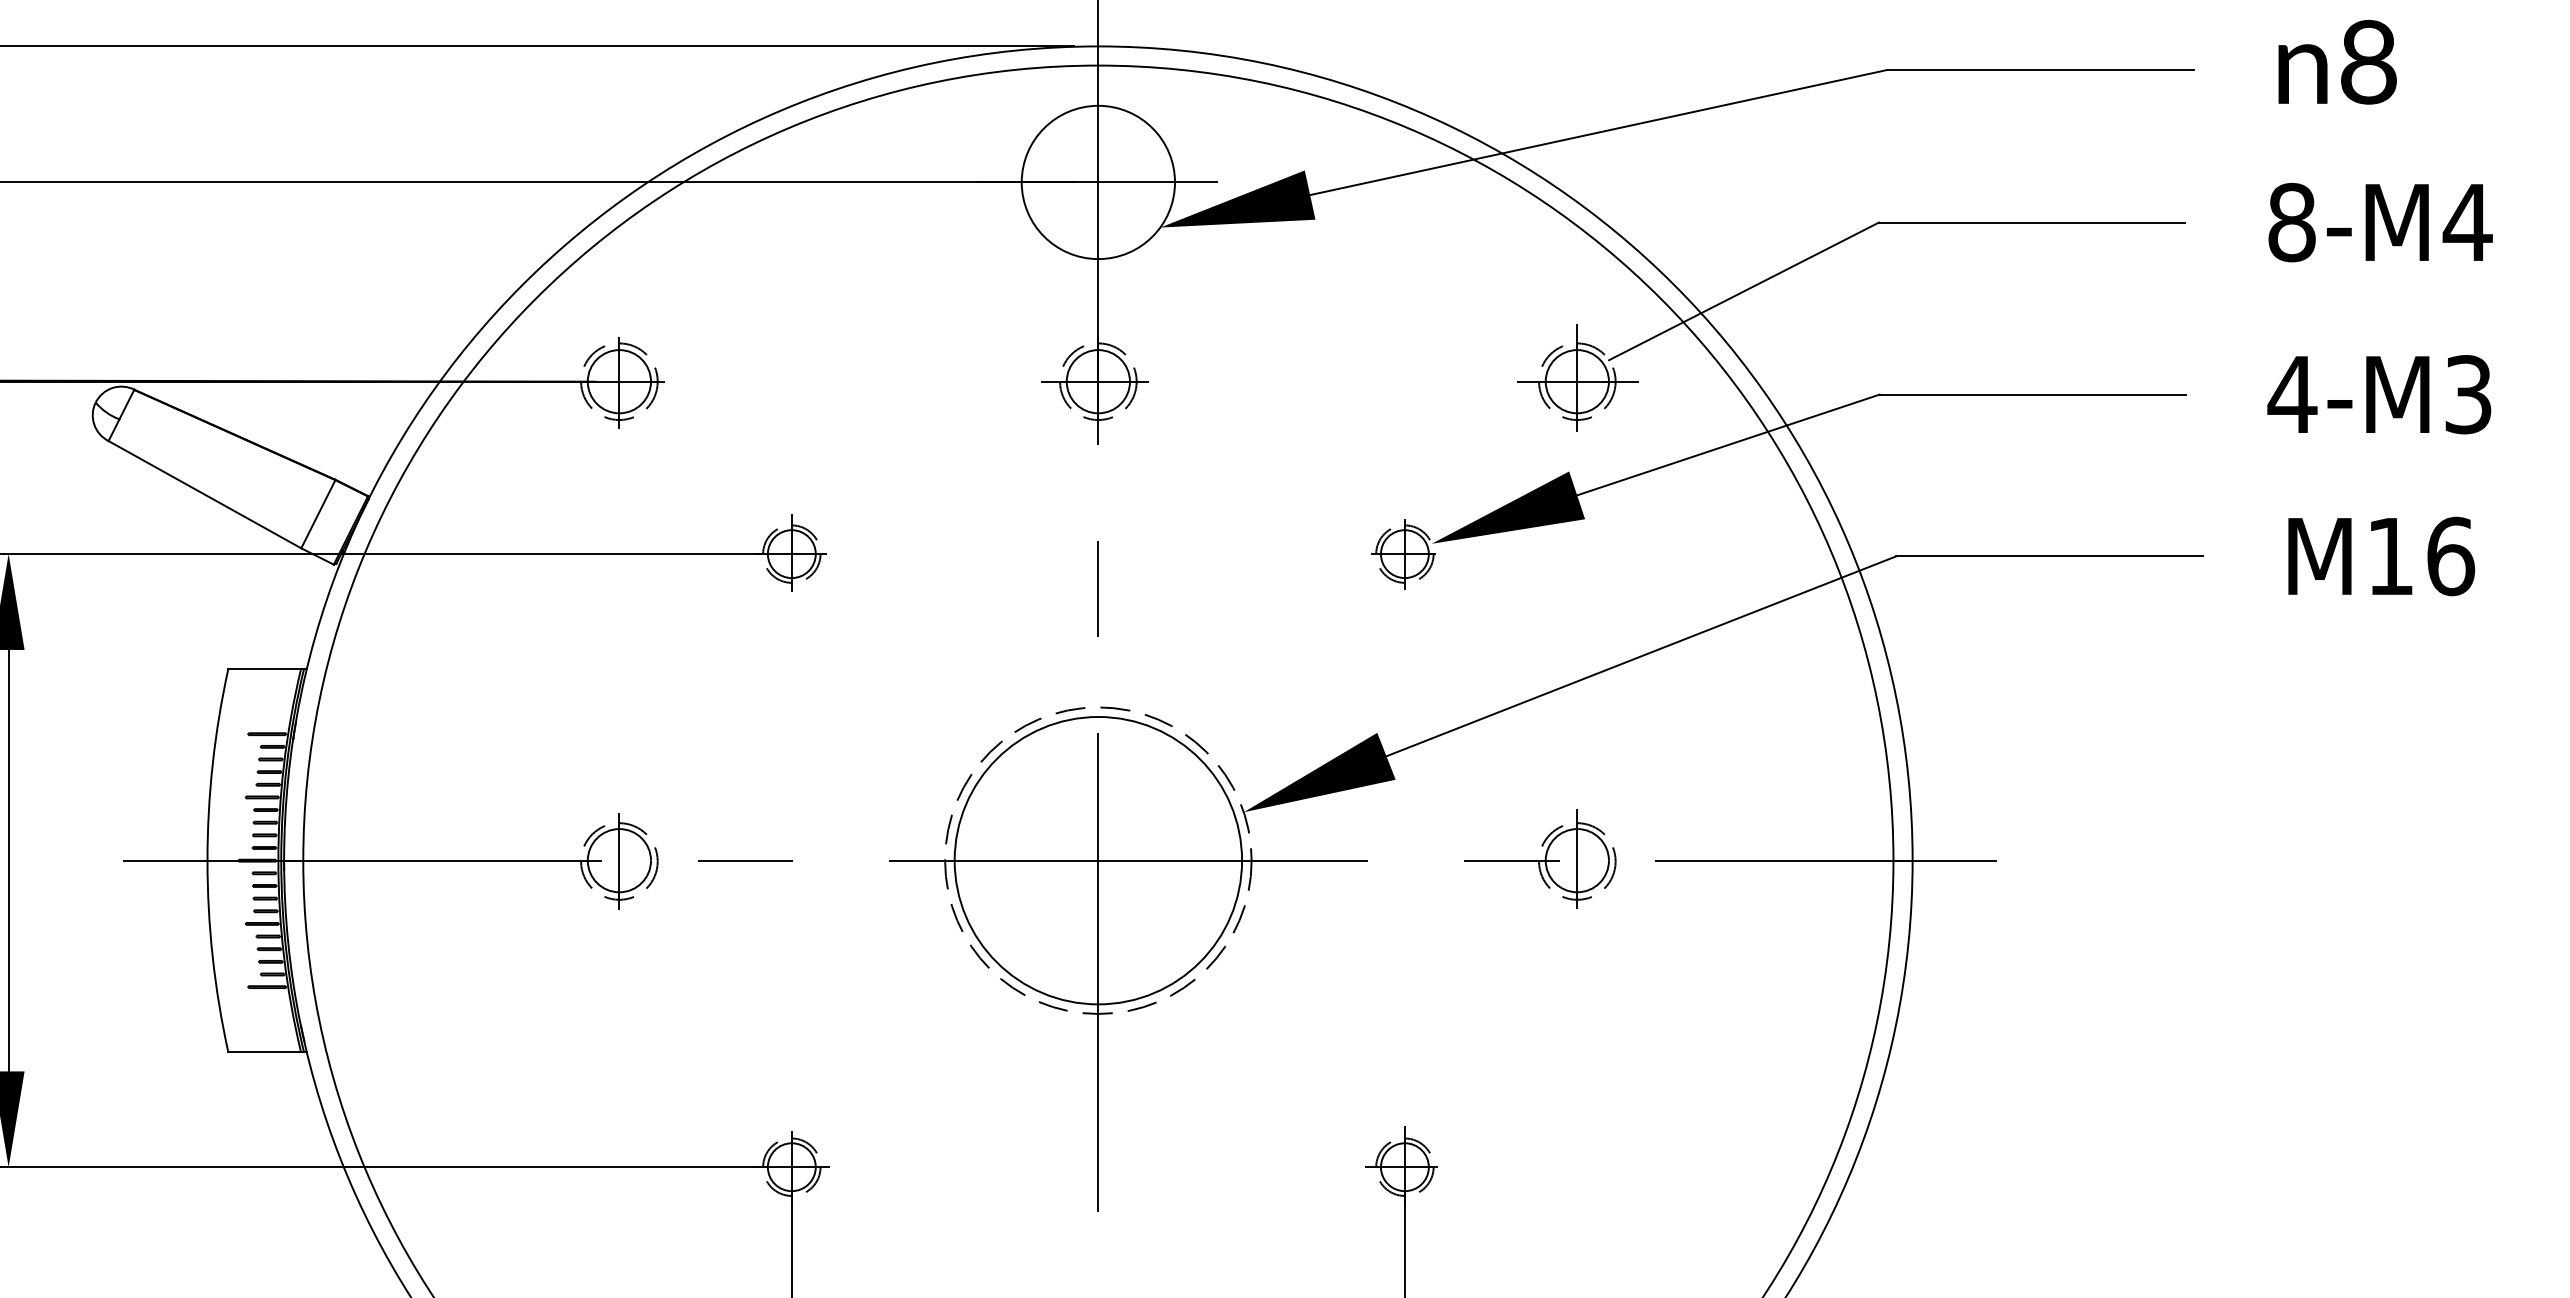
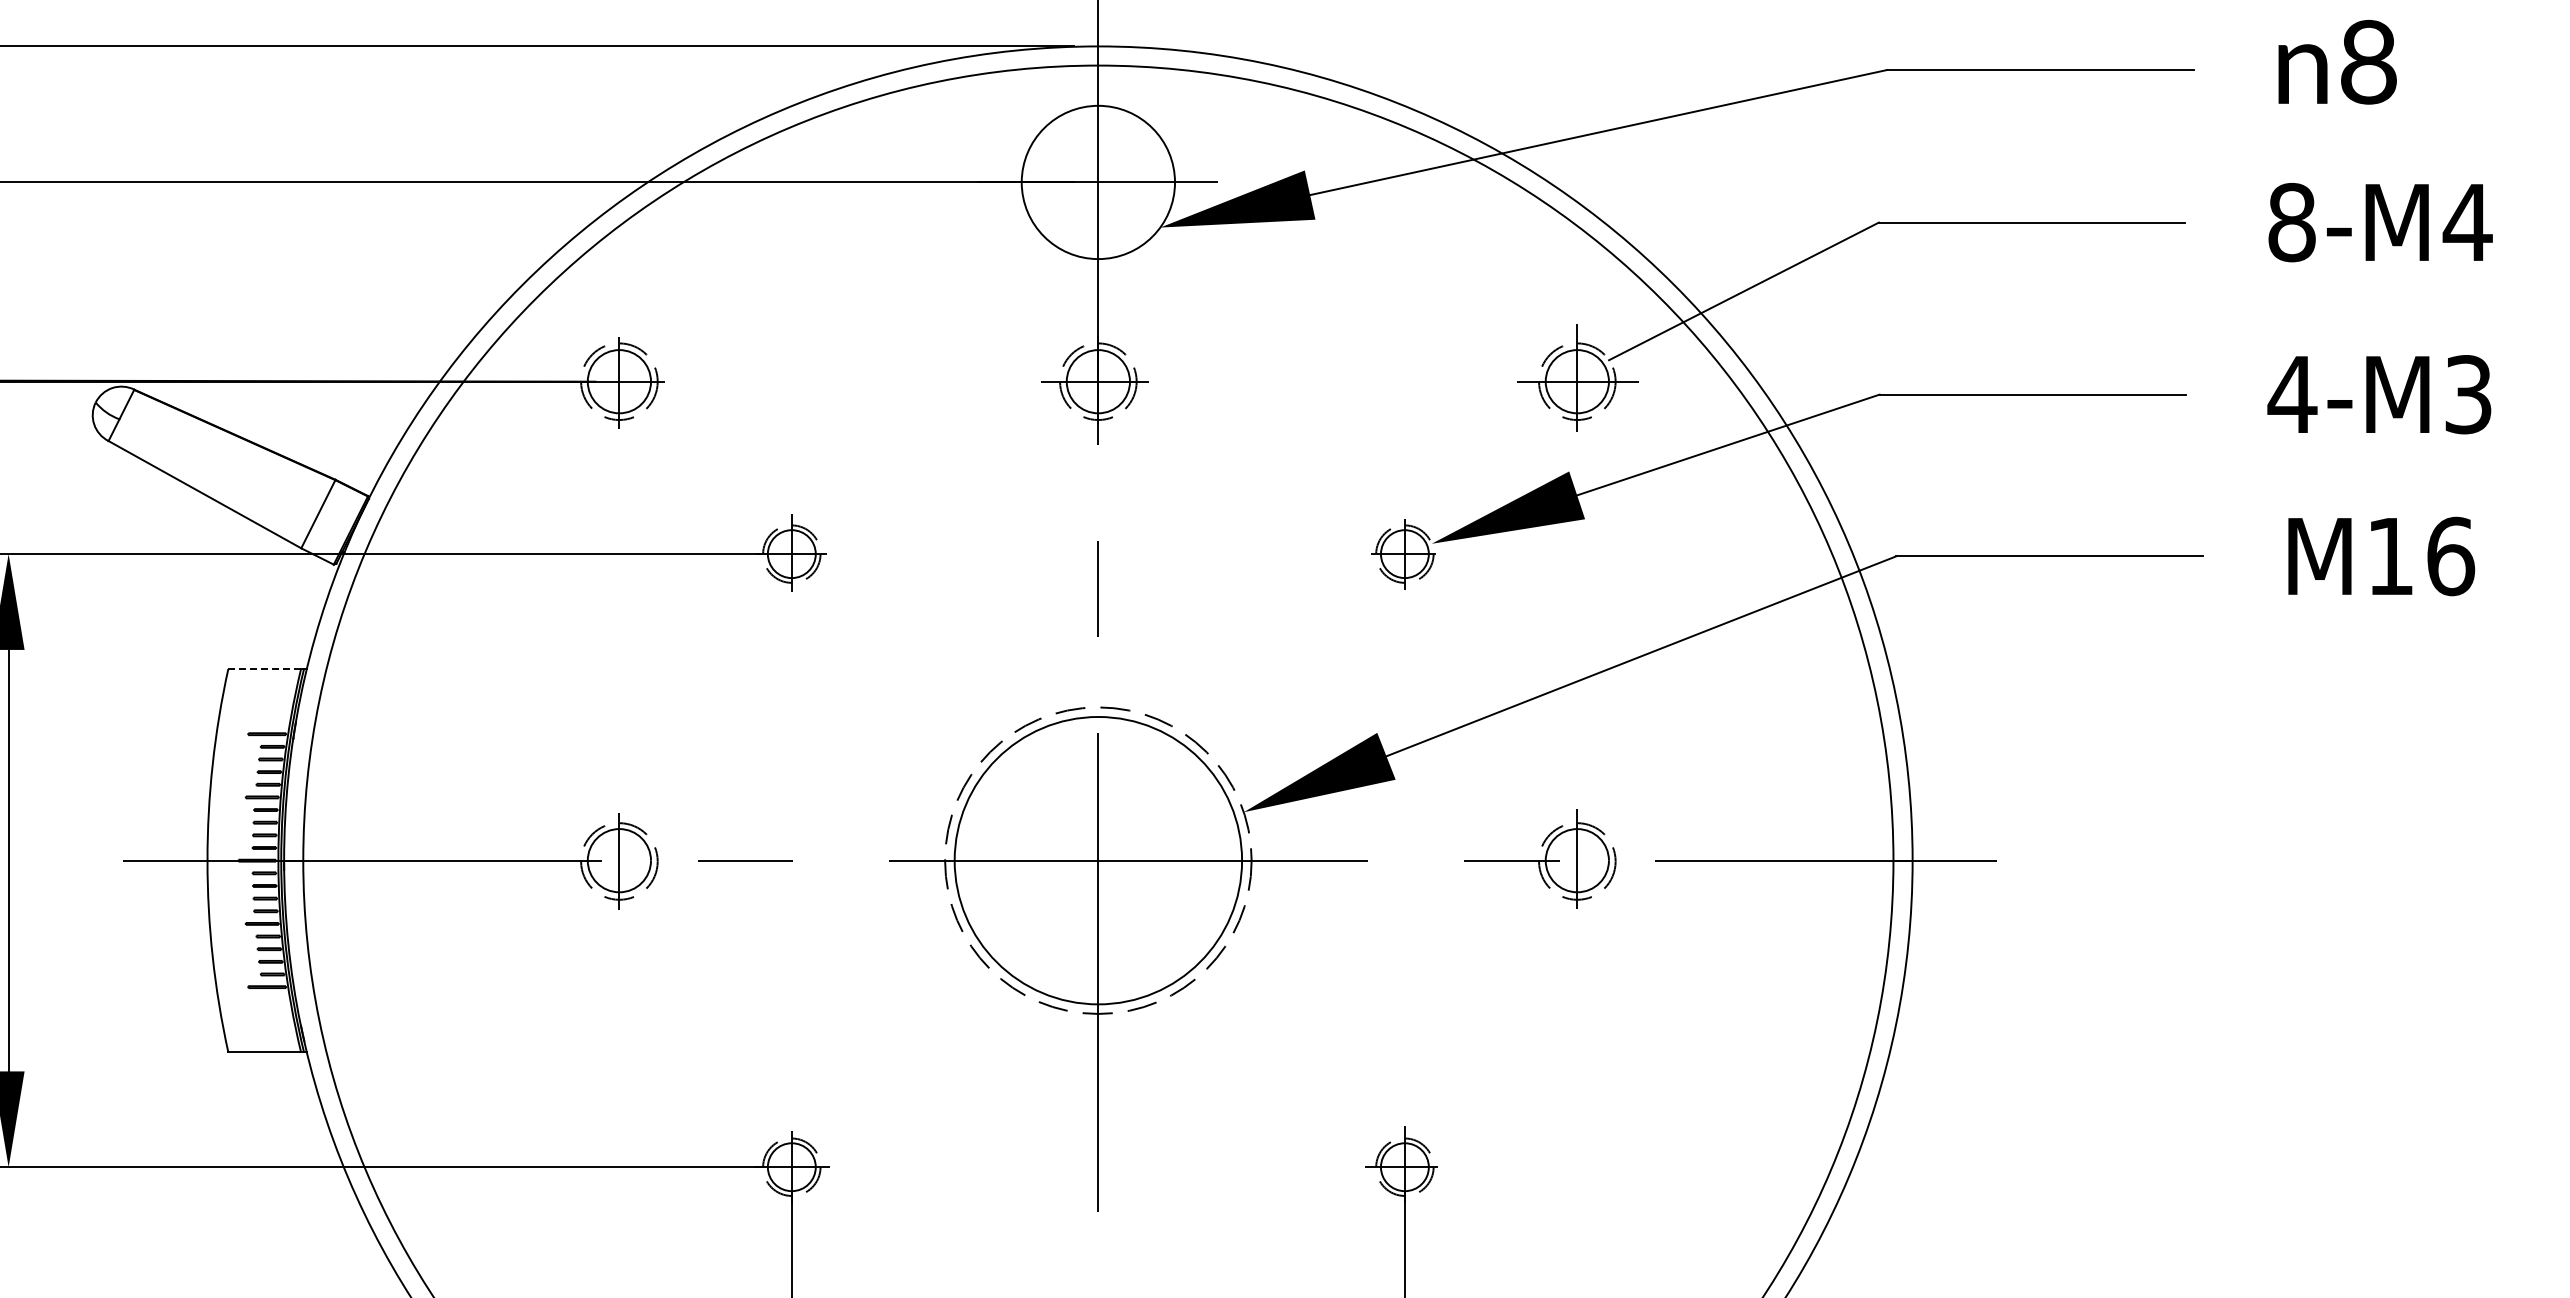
line: solid -> dashed (265, 669)
